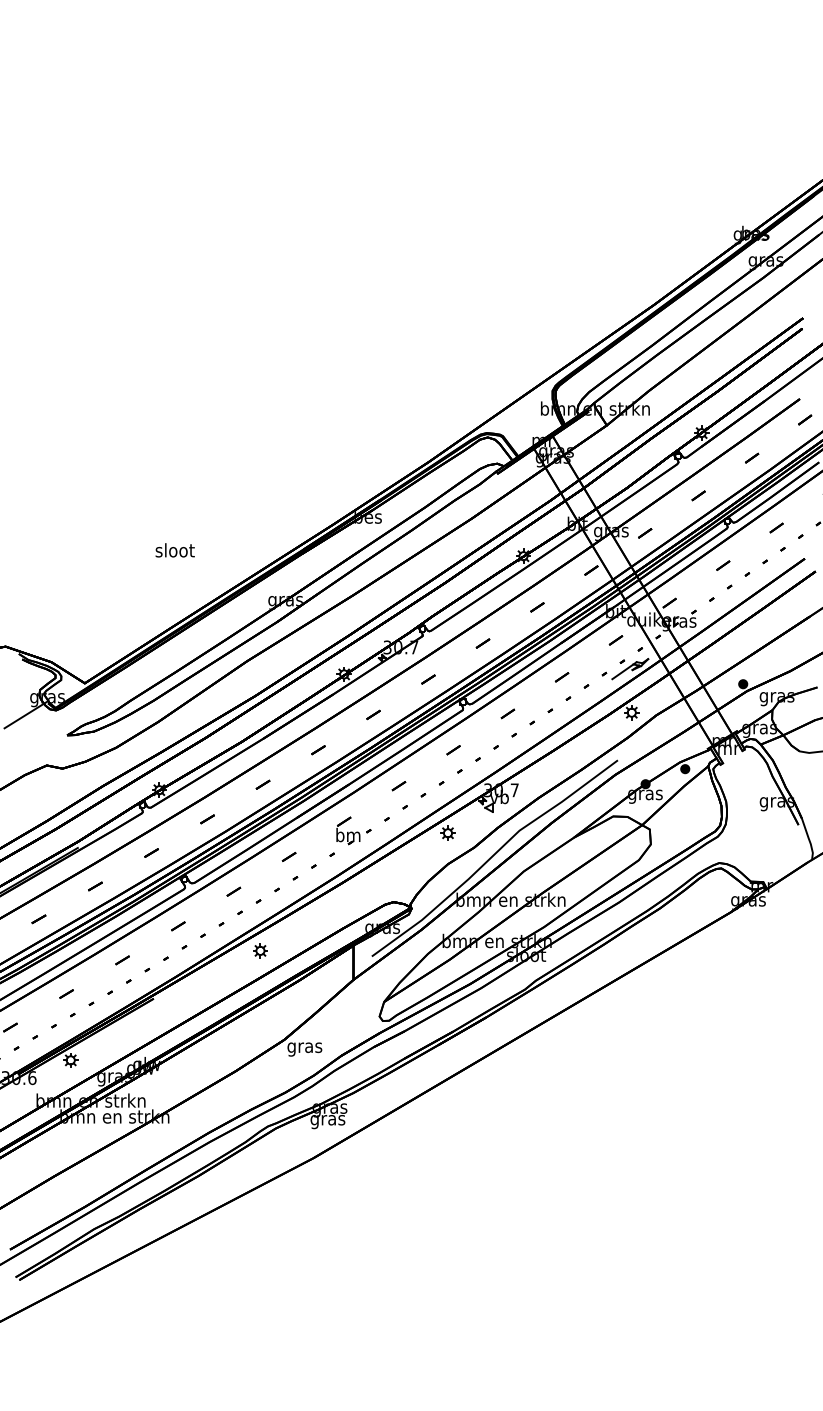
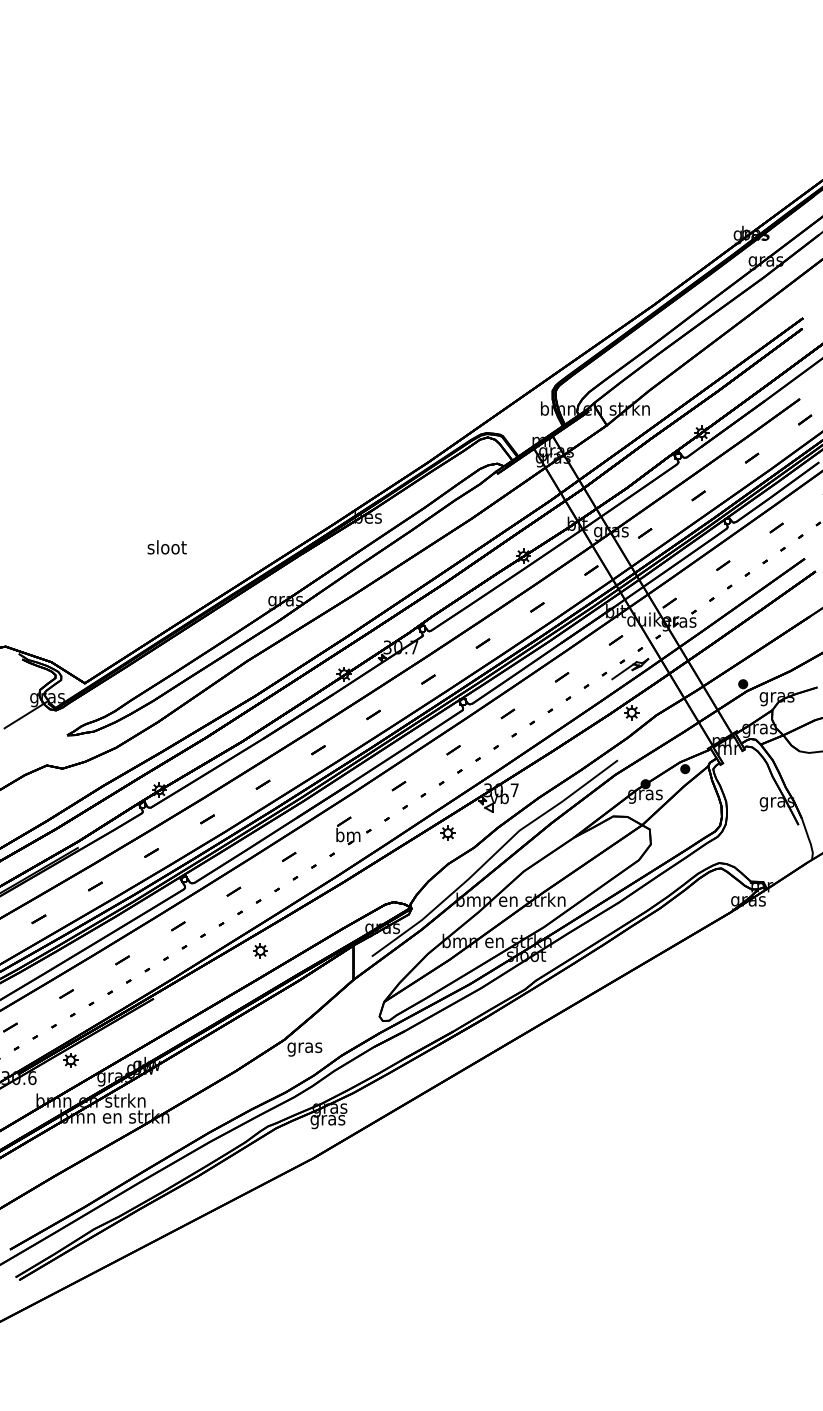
text position: (174, 550) -> (166, 547) (166, 547)
